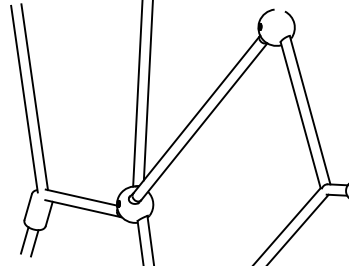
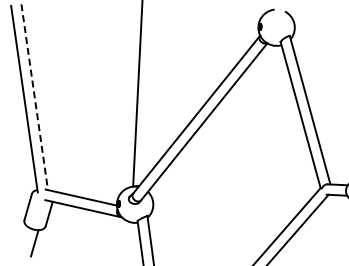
line: present -> none (147, 91)
line: solid -> dashed (34, 97)
line: present -> none (24, 240)
